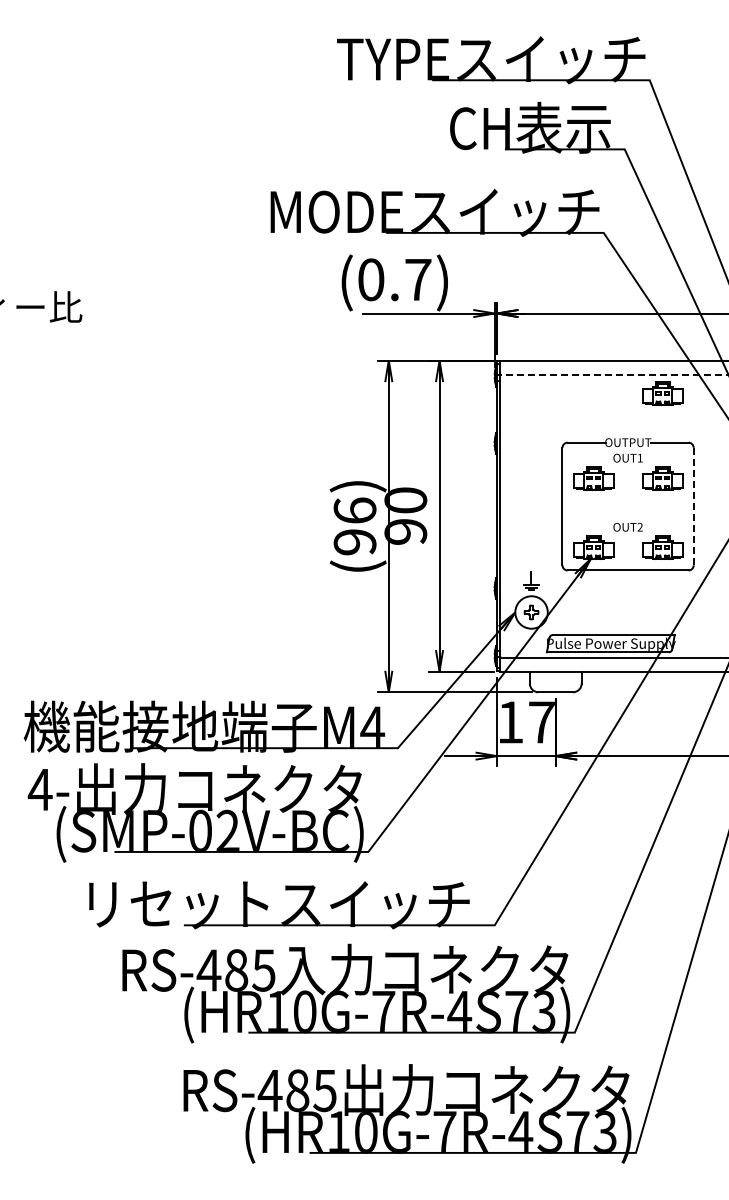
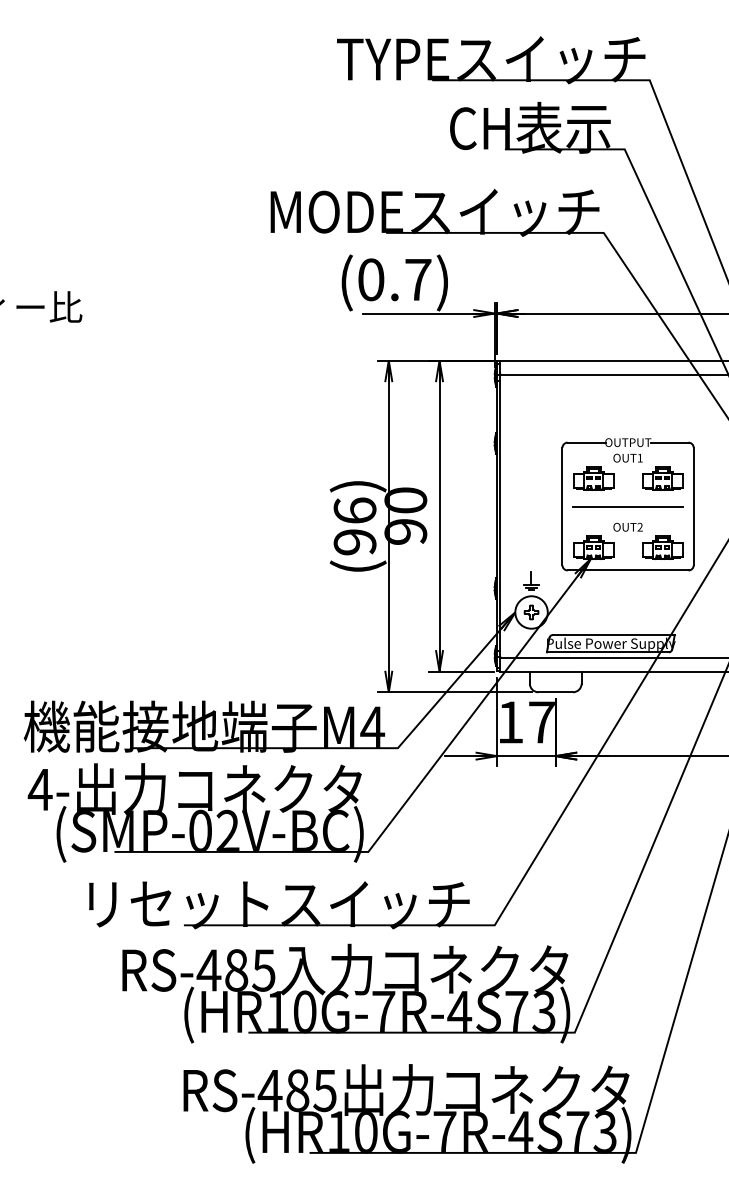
line: dashed -> solid (614, 374)
part: present -> none (662, 393)
line: none -> present (627, 506)
line: dashed -> solid (693, 506)
